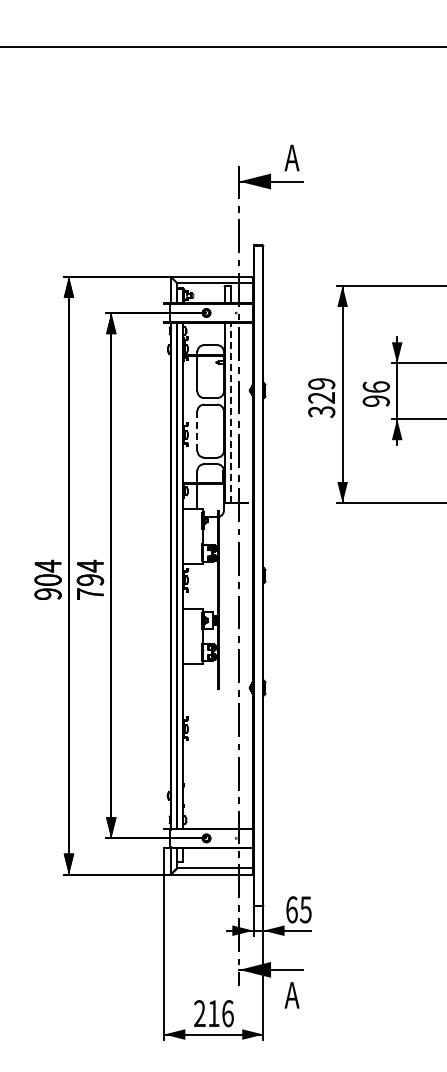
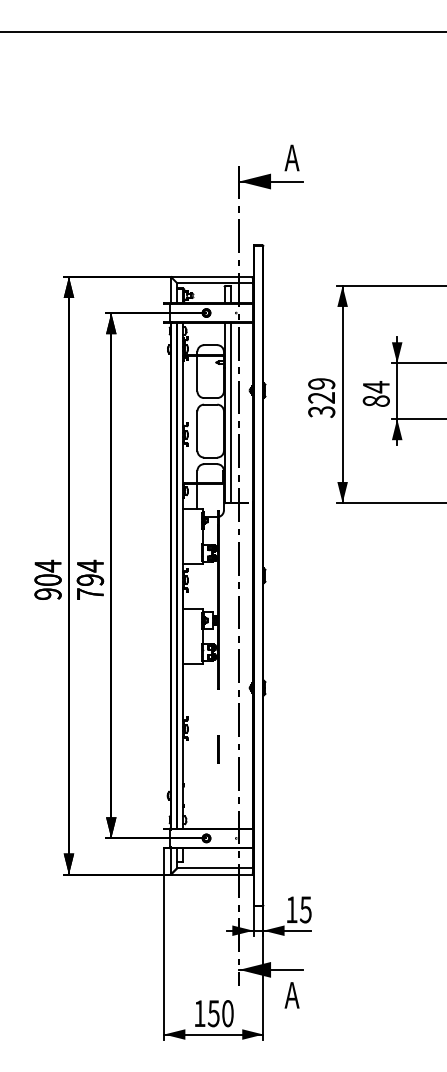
line position: (222, 47) -> (222, 32) (222, 32)
text: 96 -> 84 (375, 393)
line: dashed -> solid (231, 412)
line: dashed -> solid (197, 431)
line: none -> present (218, 749)
text: 65 -> 15 (291, 909)
text: 216 -> 150 (213, 1013)
